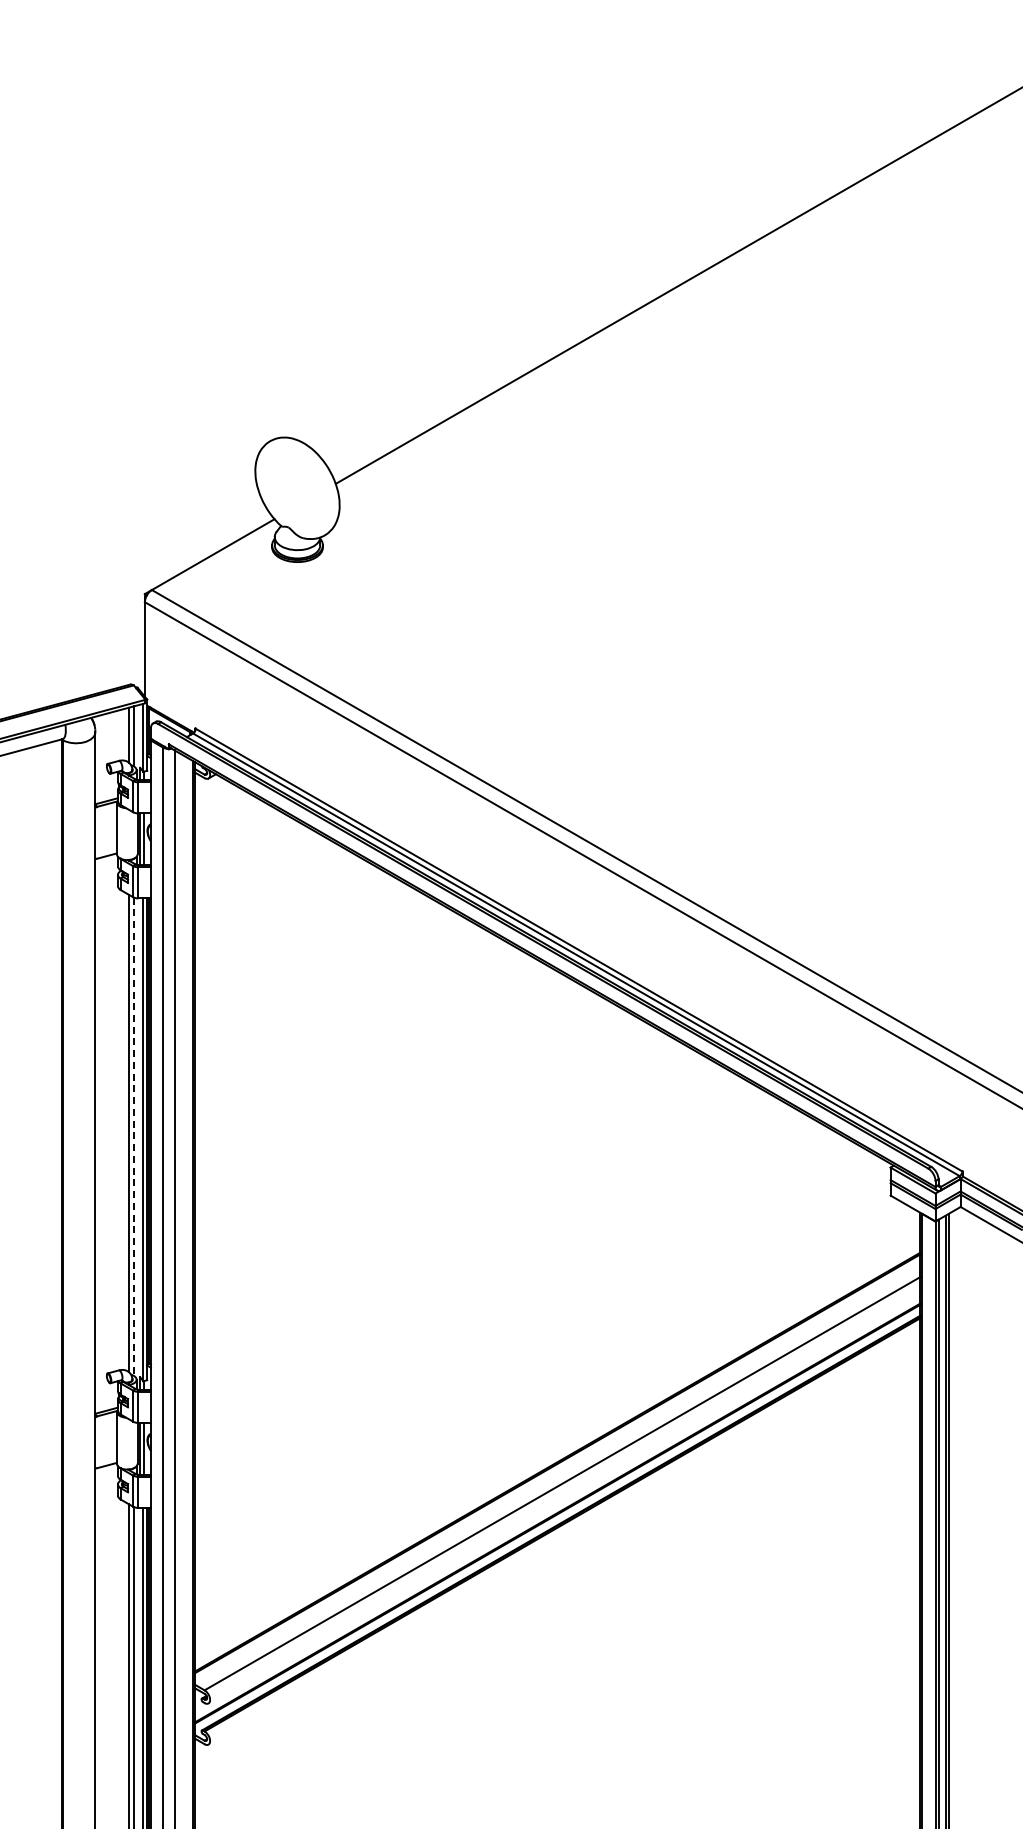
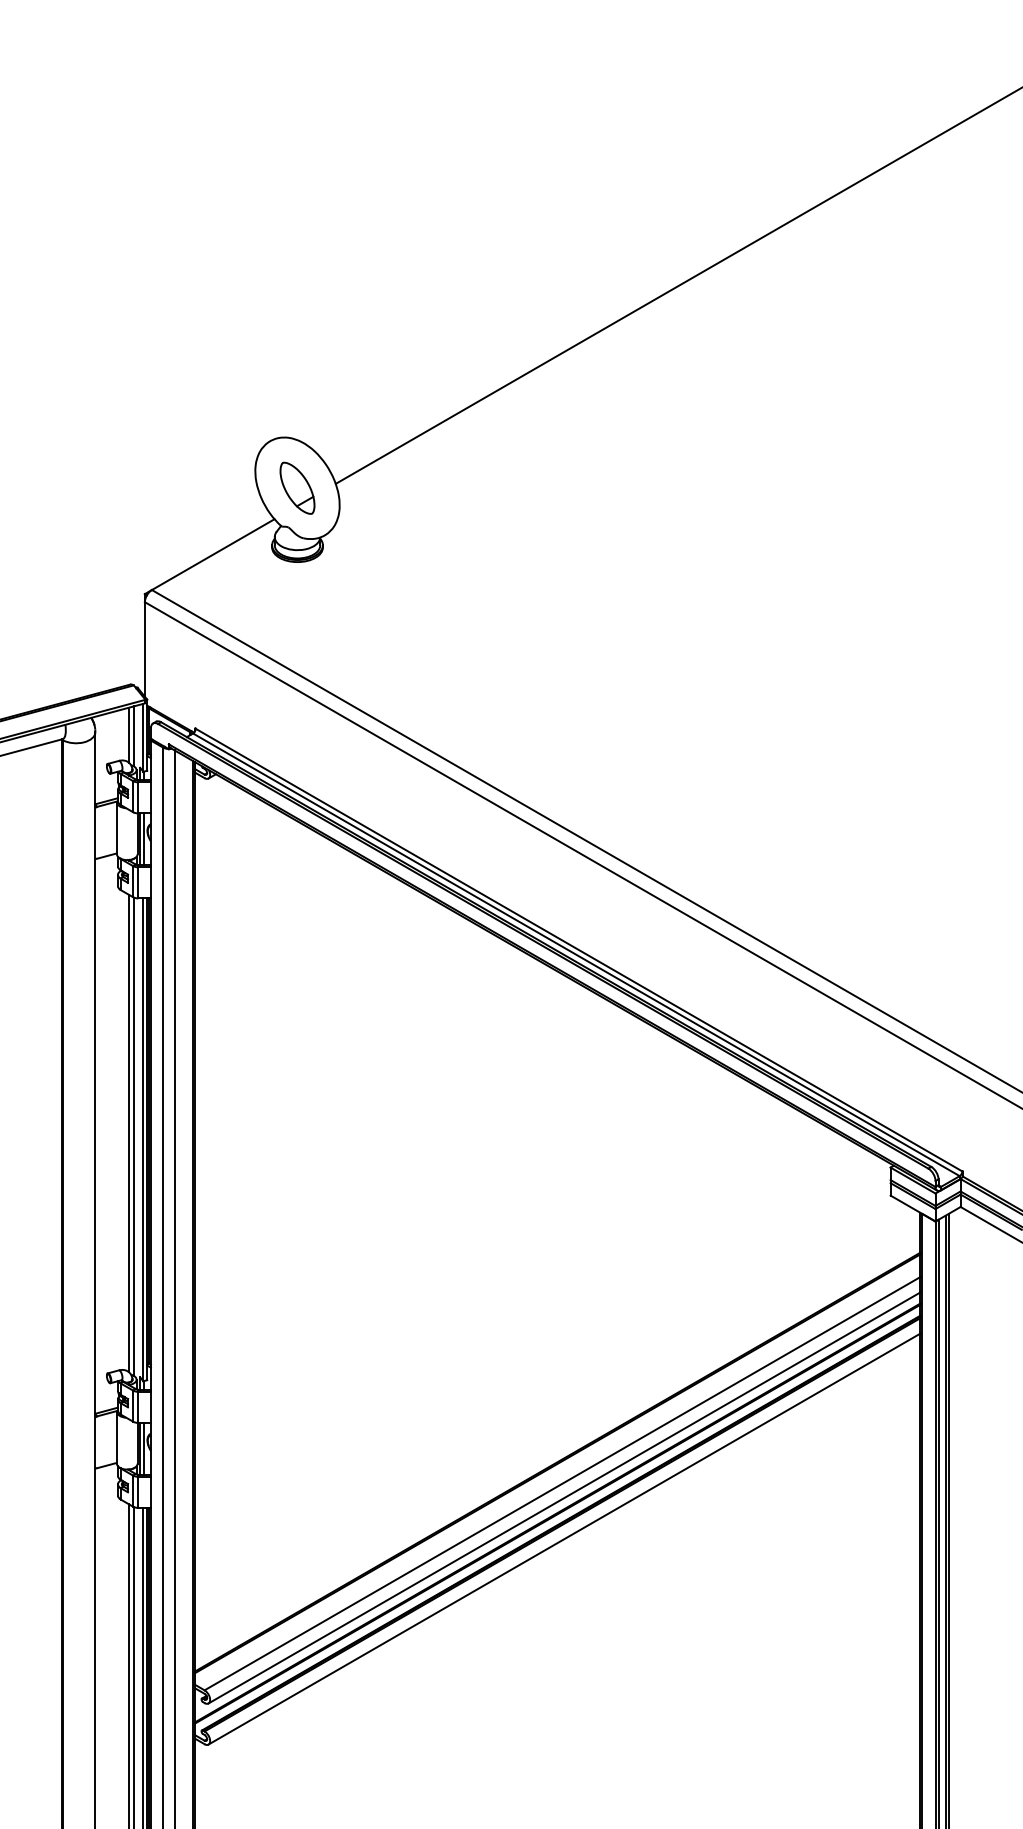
part: none -> present (297, 487)
line: dashed -> solid (133, 1137)
line: none -> present (564, 1497)
line: none -> present (564, 1538)
